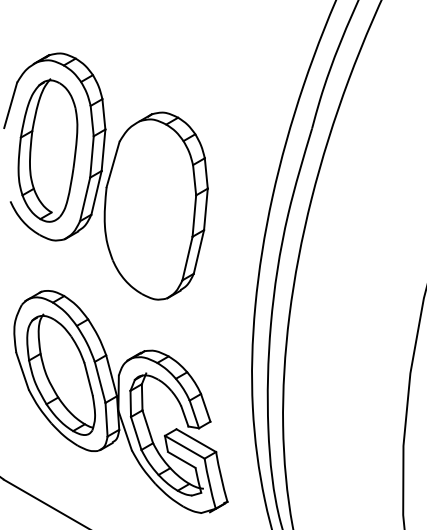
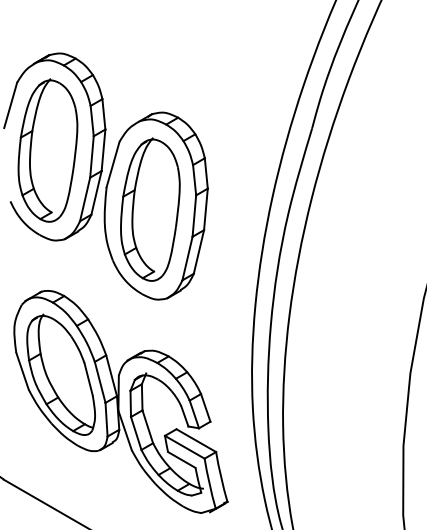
part: none -> present (150, 209)
